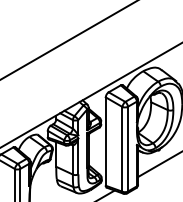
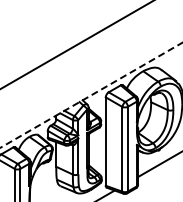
line position: (68, 40) -> (76, 44) (76, 44)
line: solid -> dashed (91, 95)
